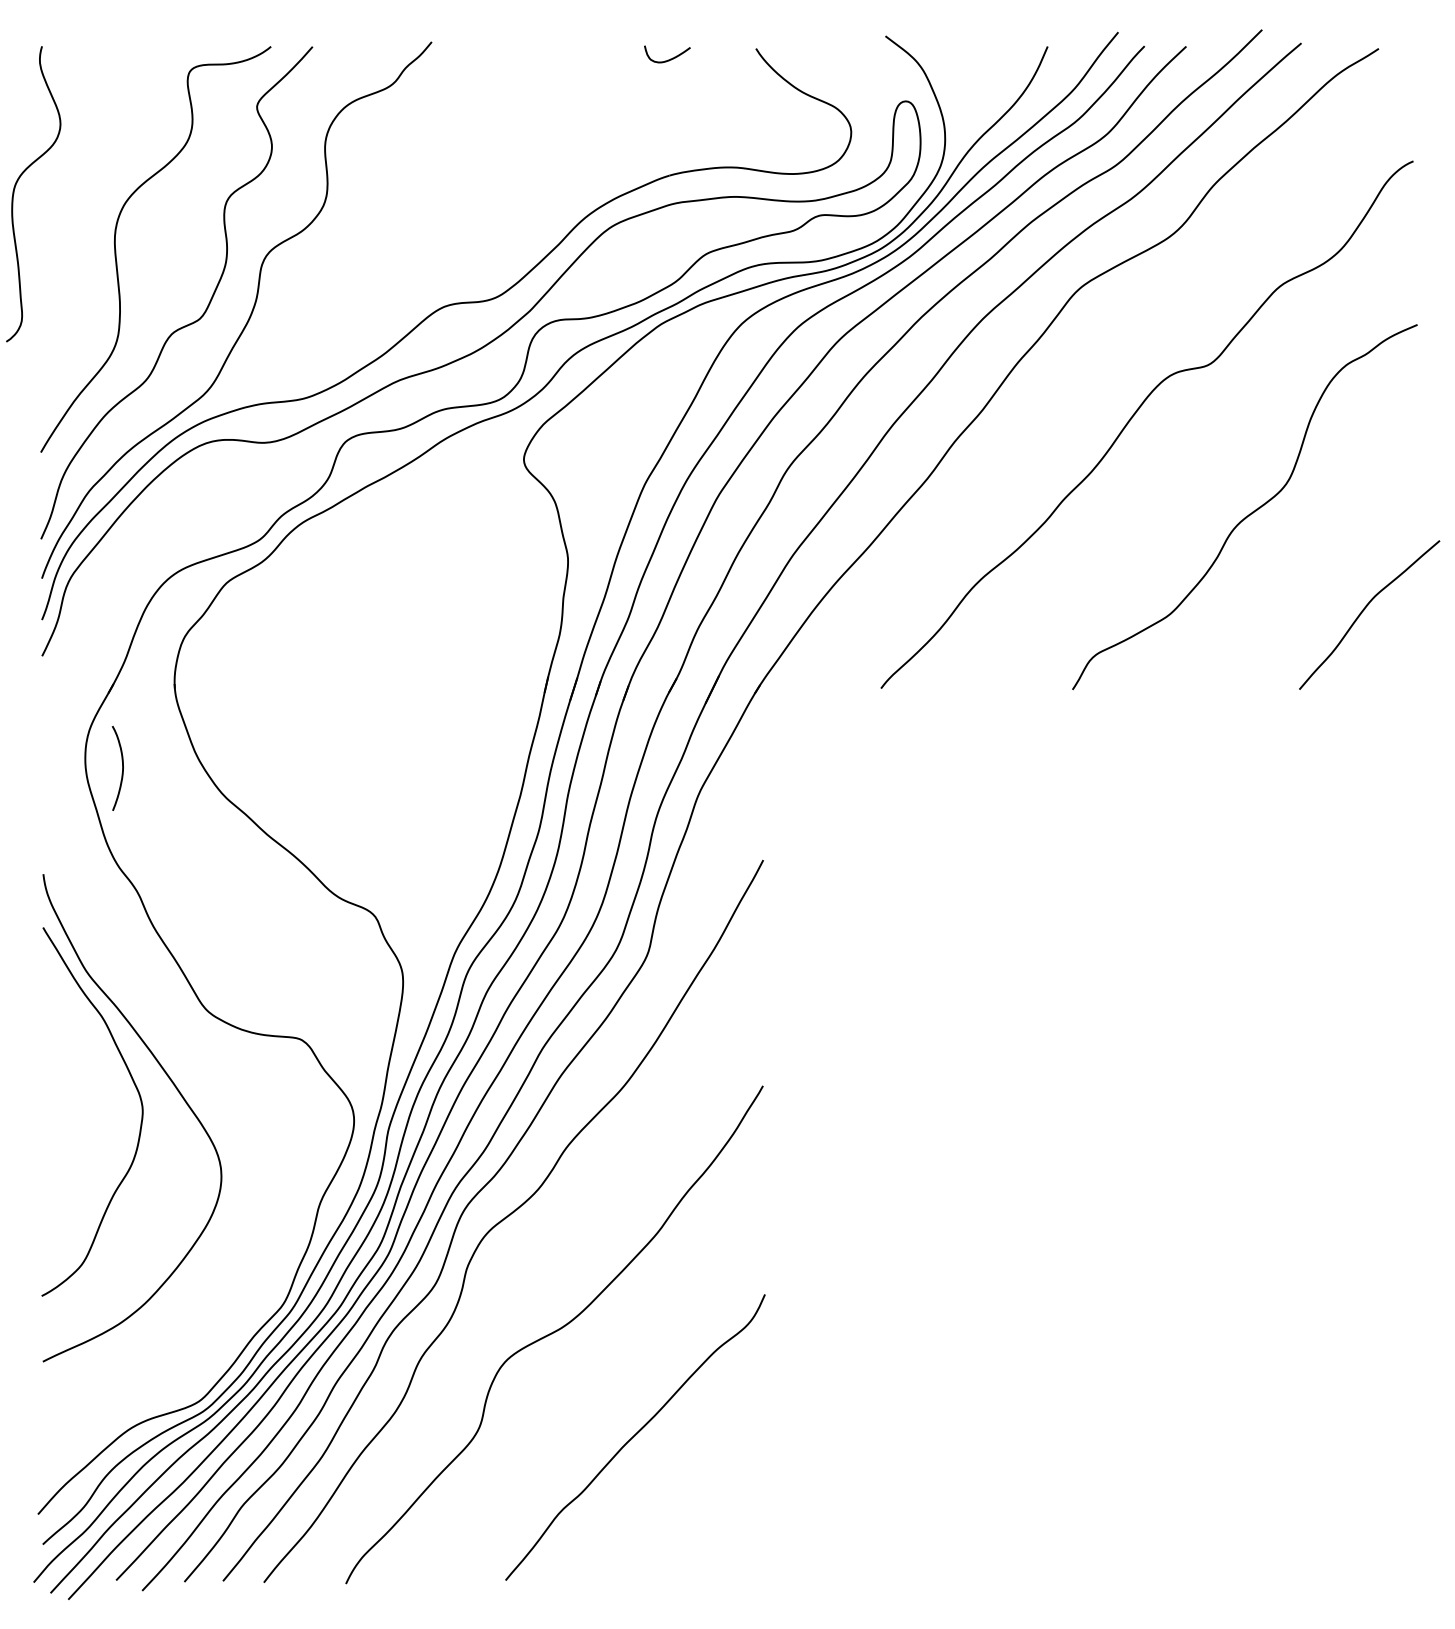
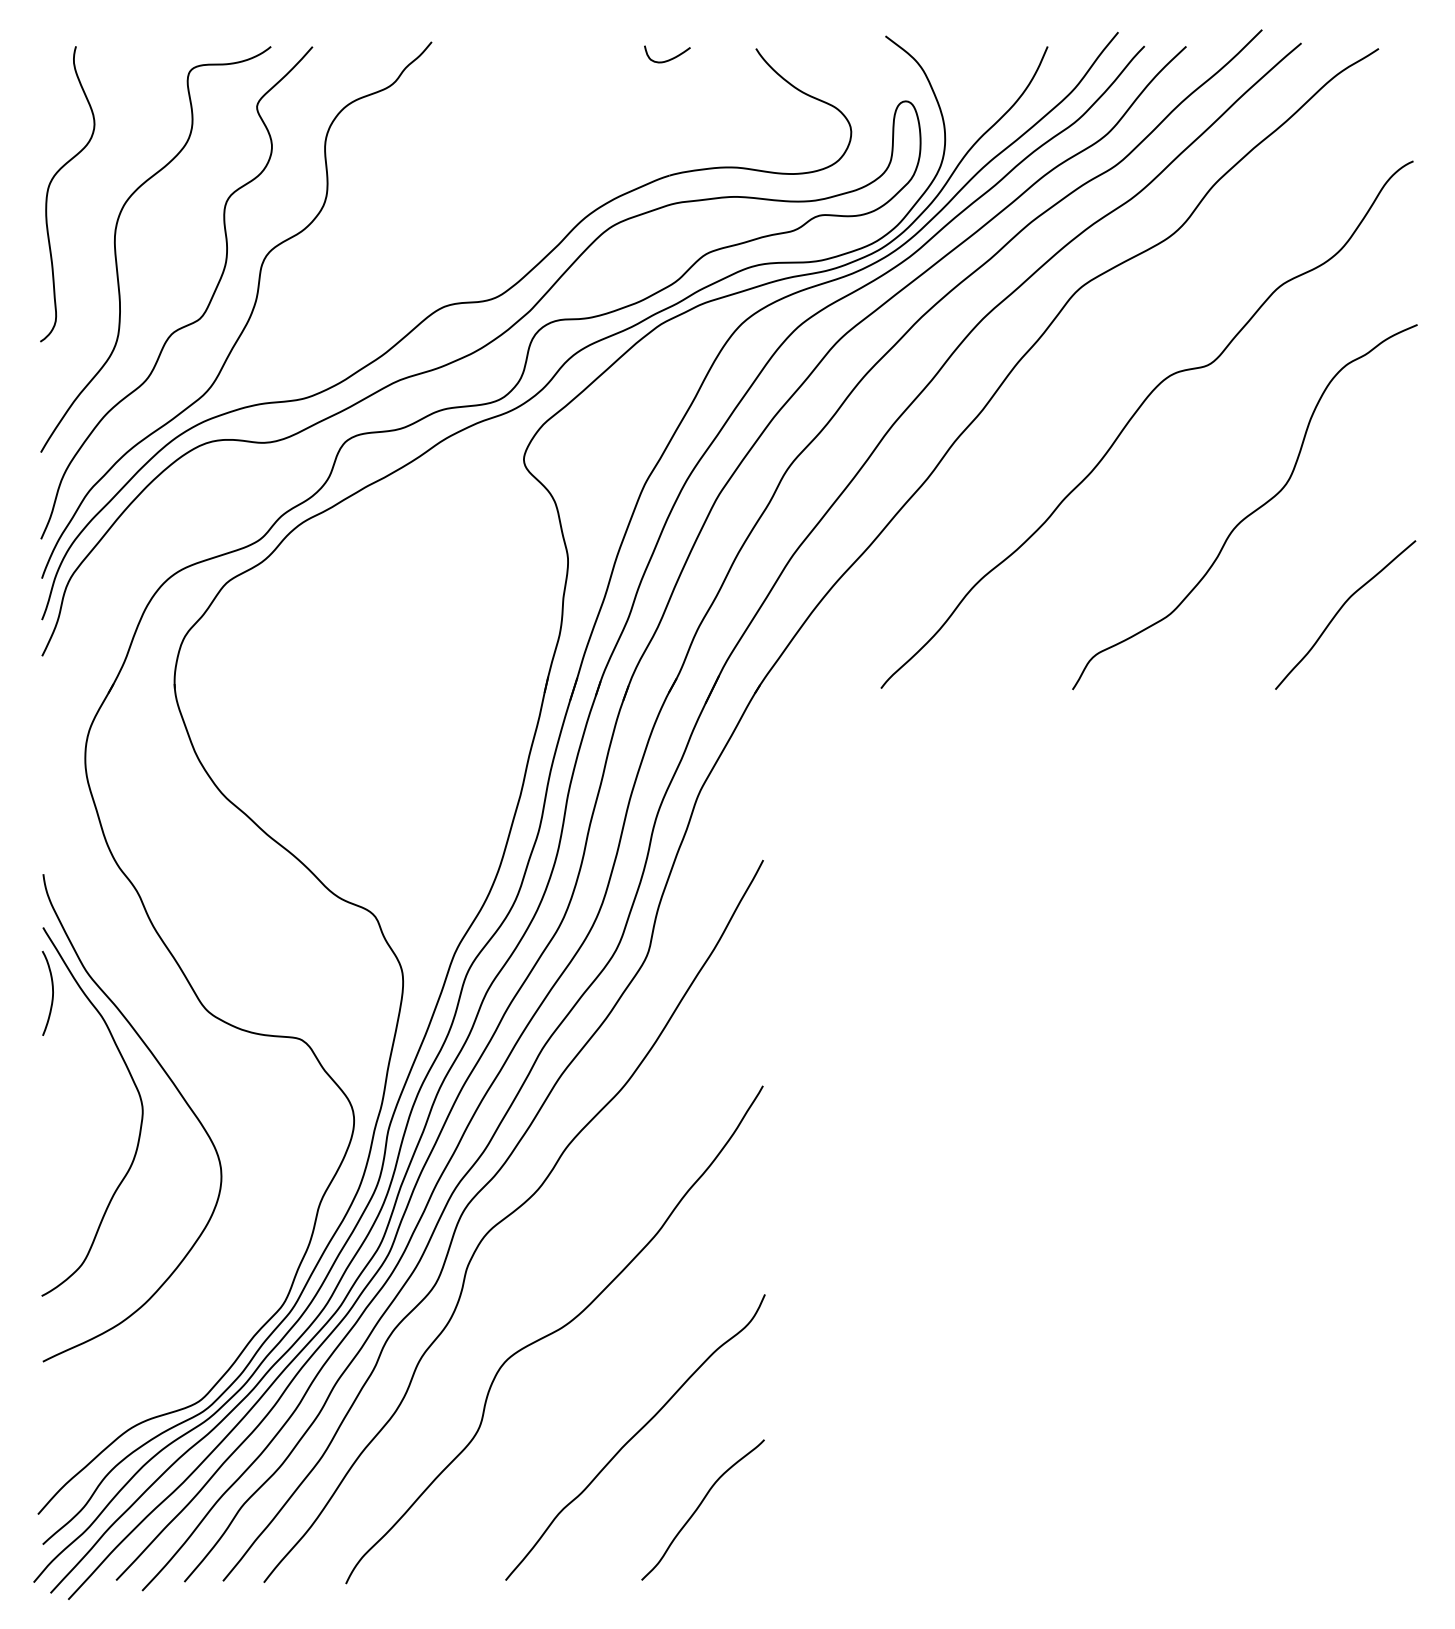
curve position: (15, 188) -> (49, 188) (49, 188)
curve position: (1365, 609) -> (1341, 609) (1341, 609)
curve position: (122, 768) -> (52, 993) (52, 993)
curve: none -> present (699, 1507)
